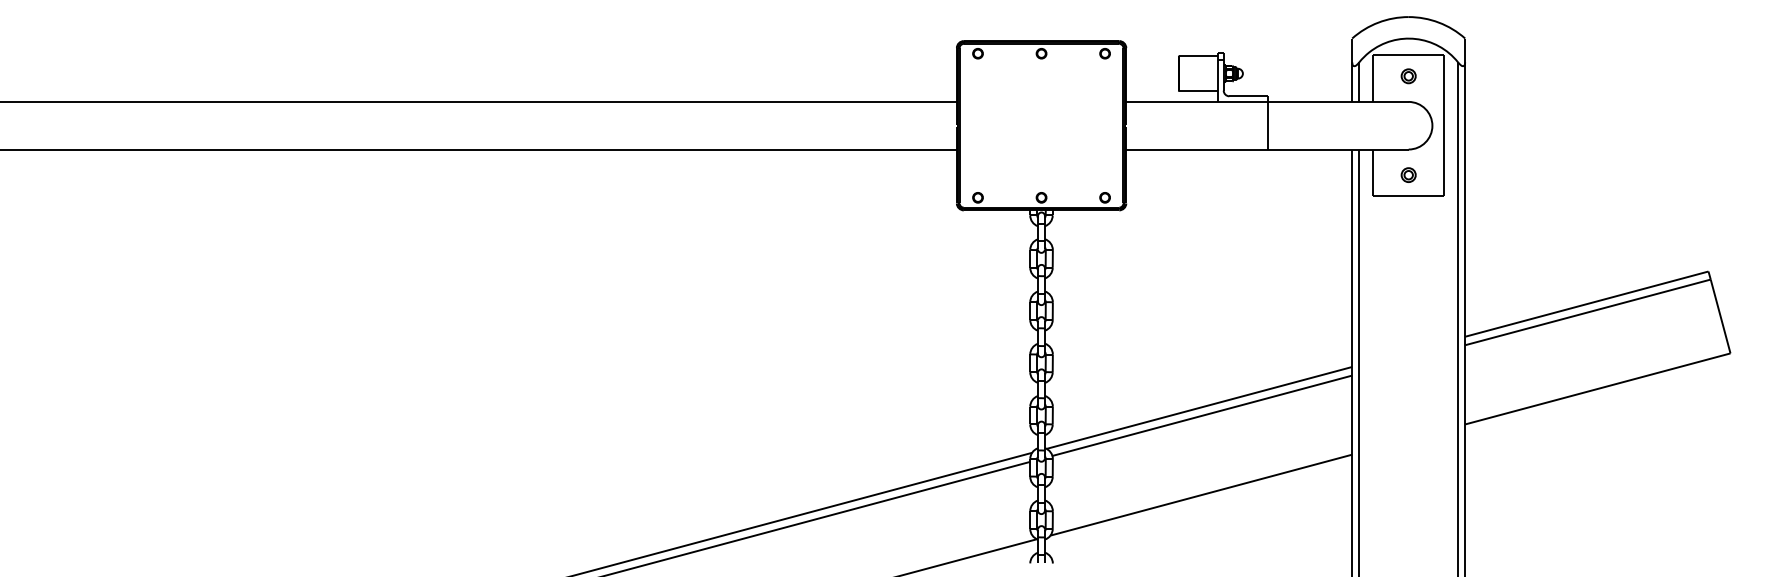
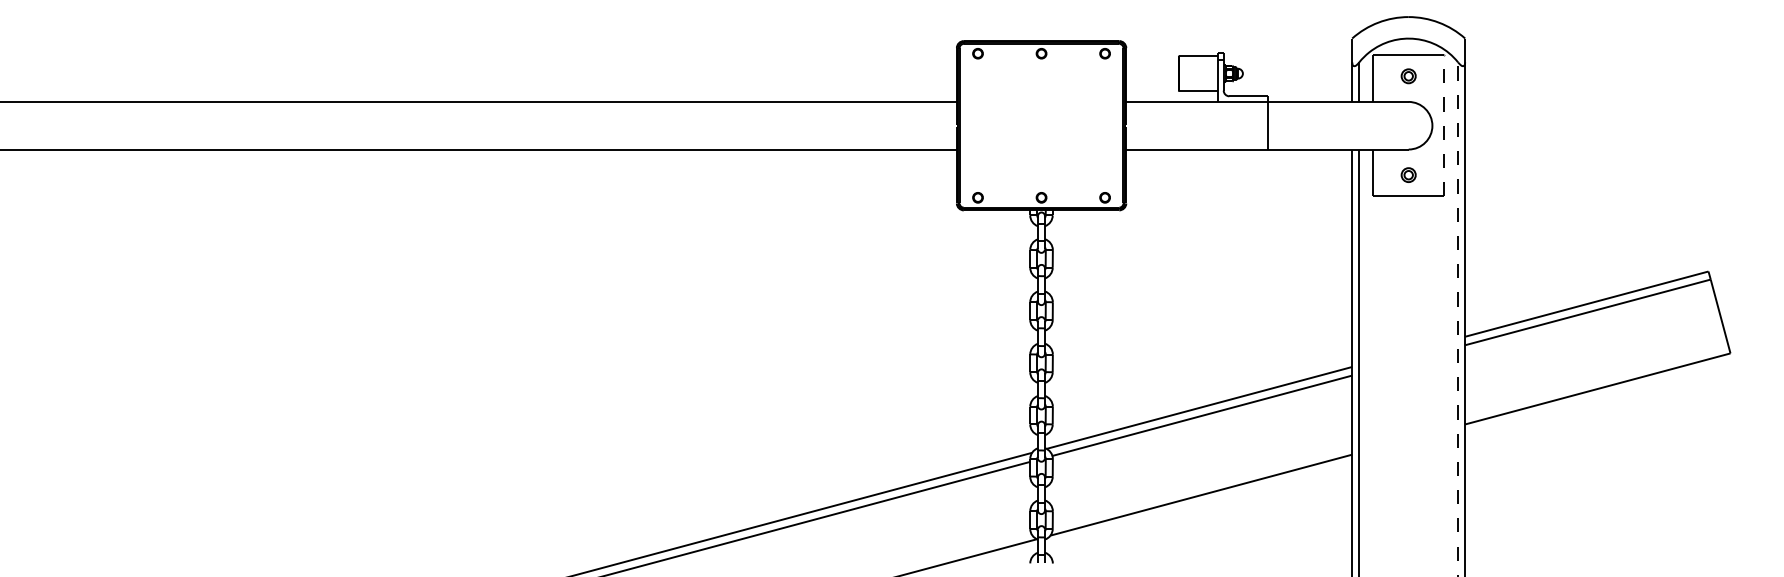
line: solid -> dashed (1444, 125)
line: solid -> dashed (1458, 319)
